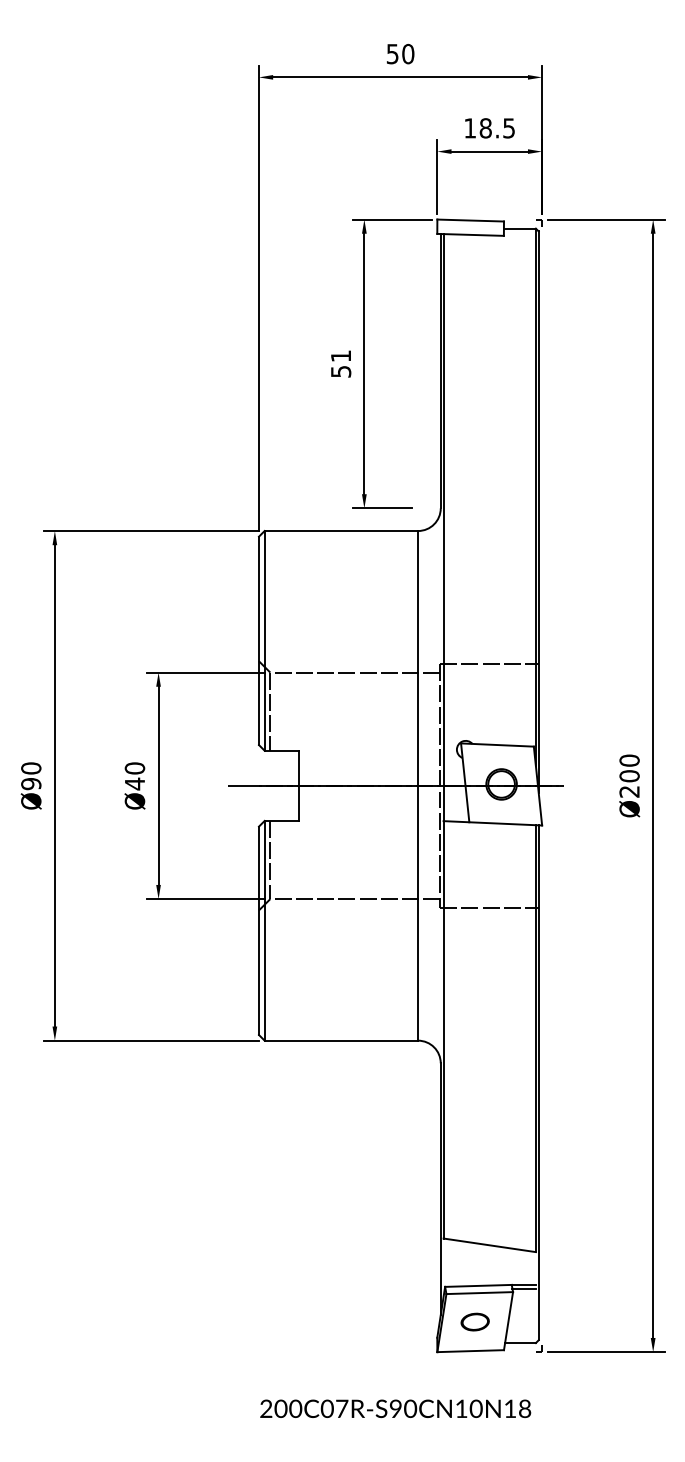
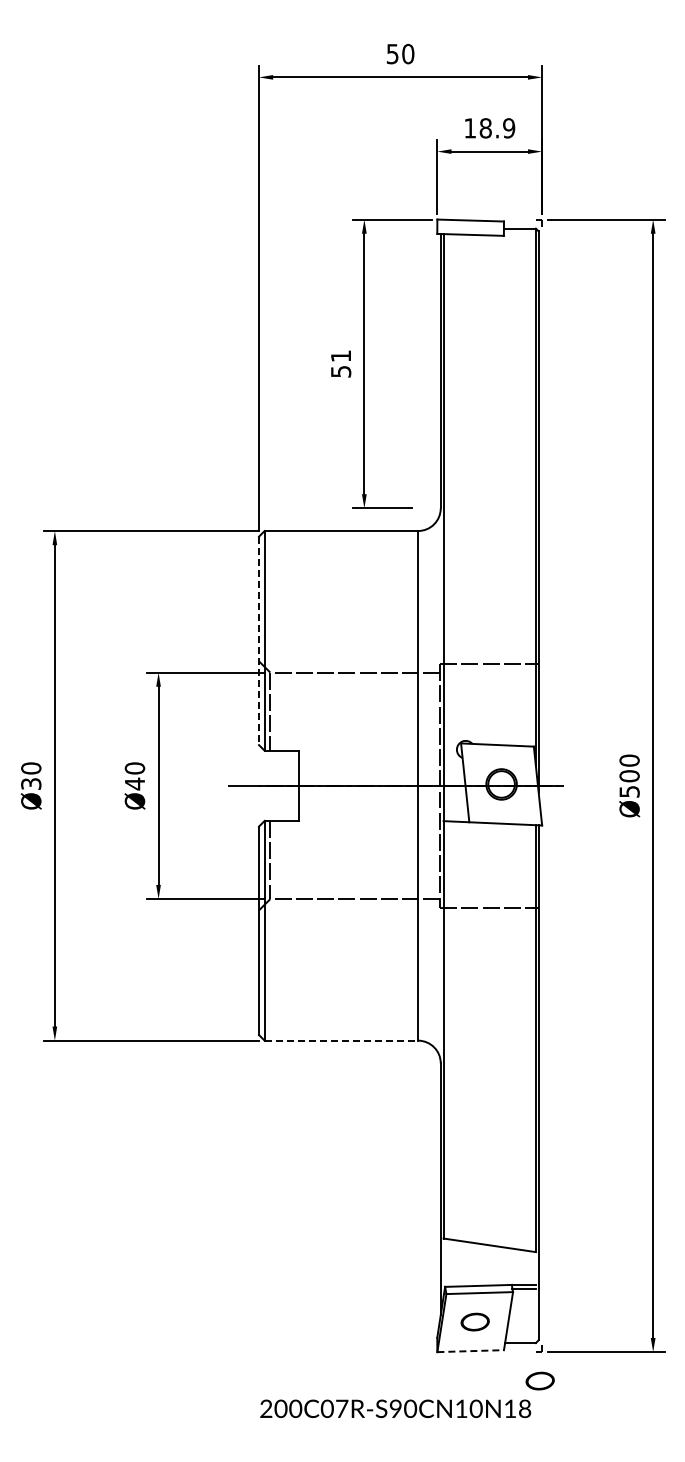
text: 18.5 -> 18.9 (509, 128)
line: solid -> dashed (259, 641)
text: Ø90 -> Ø30 (31, 784)
text: Ø200 -> Ø500 (629, 791)
line: solid -> dashed (341, 1040)
line: solid -> dashed (471, 1351)
part: none -> present (539, 1380)
